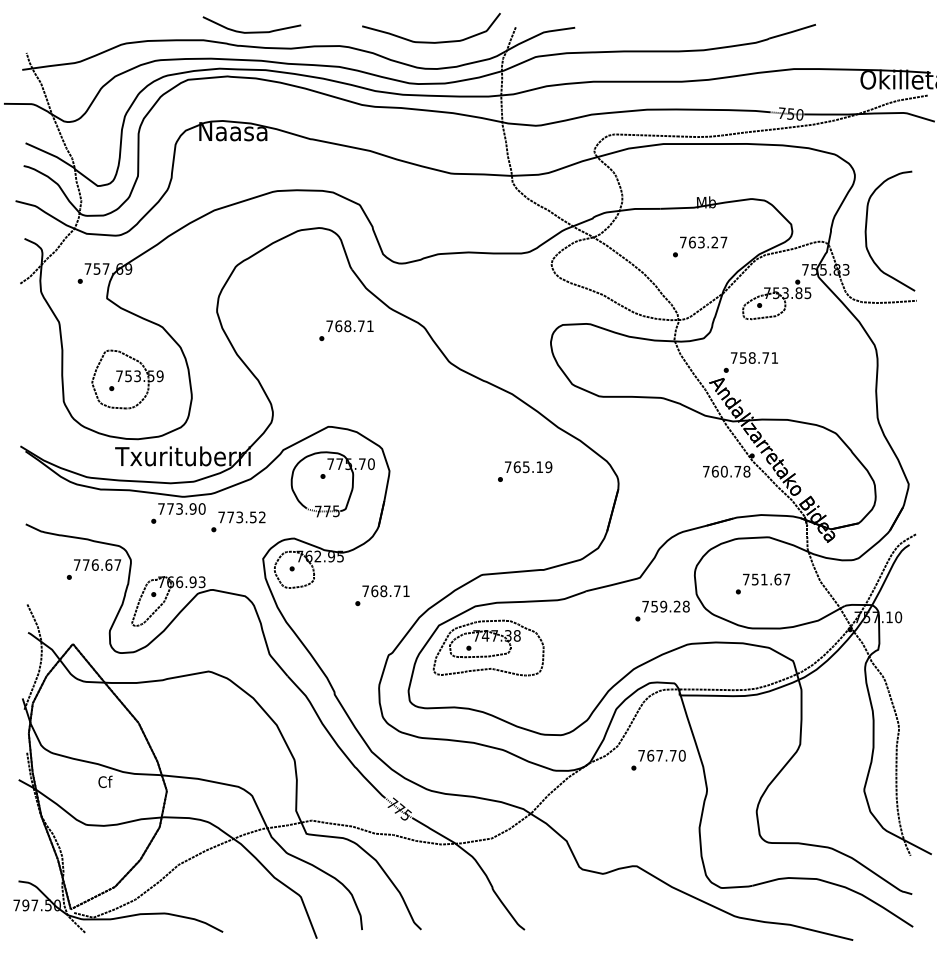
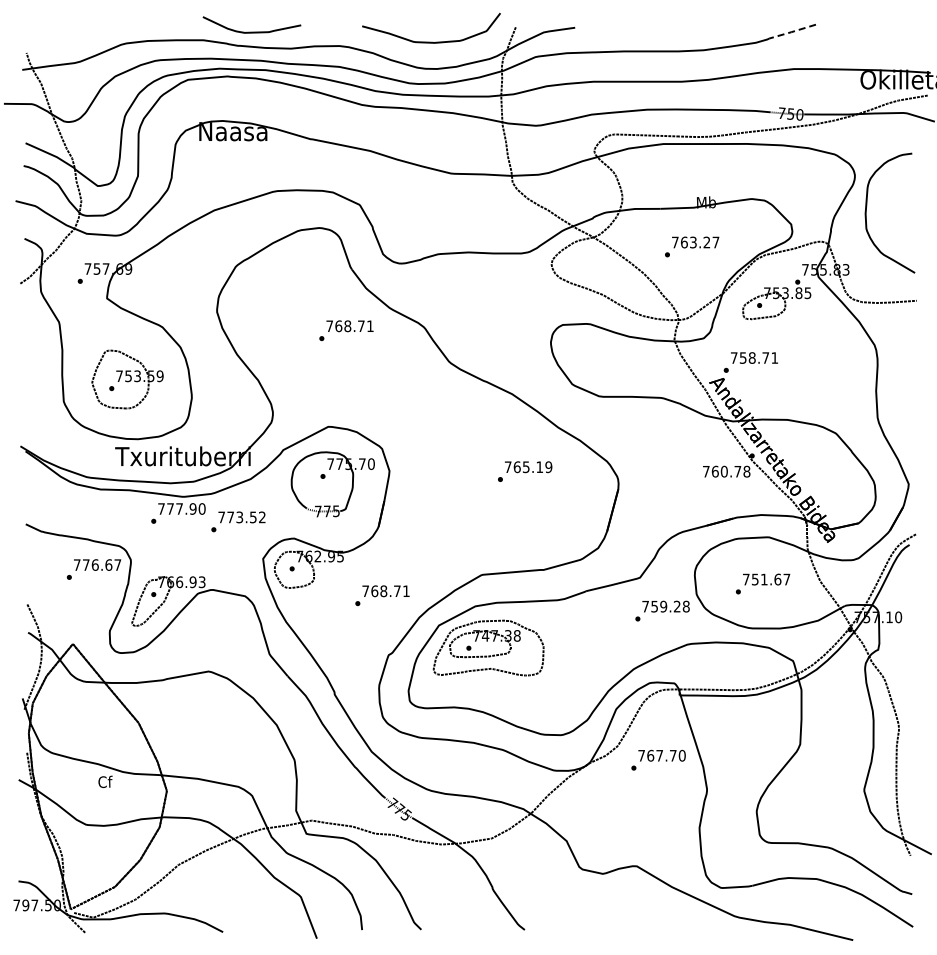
line: solid -> dashed (792, 31)
curve position: (867, 224) -> (867, 206) (867, 206)
text position: (700, 246) -> (692, 246) (692, 246)
text: 773.90 -> 777.90 (179, 508)
